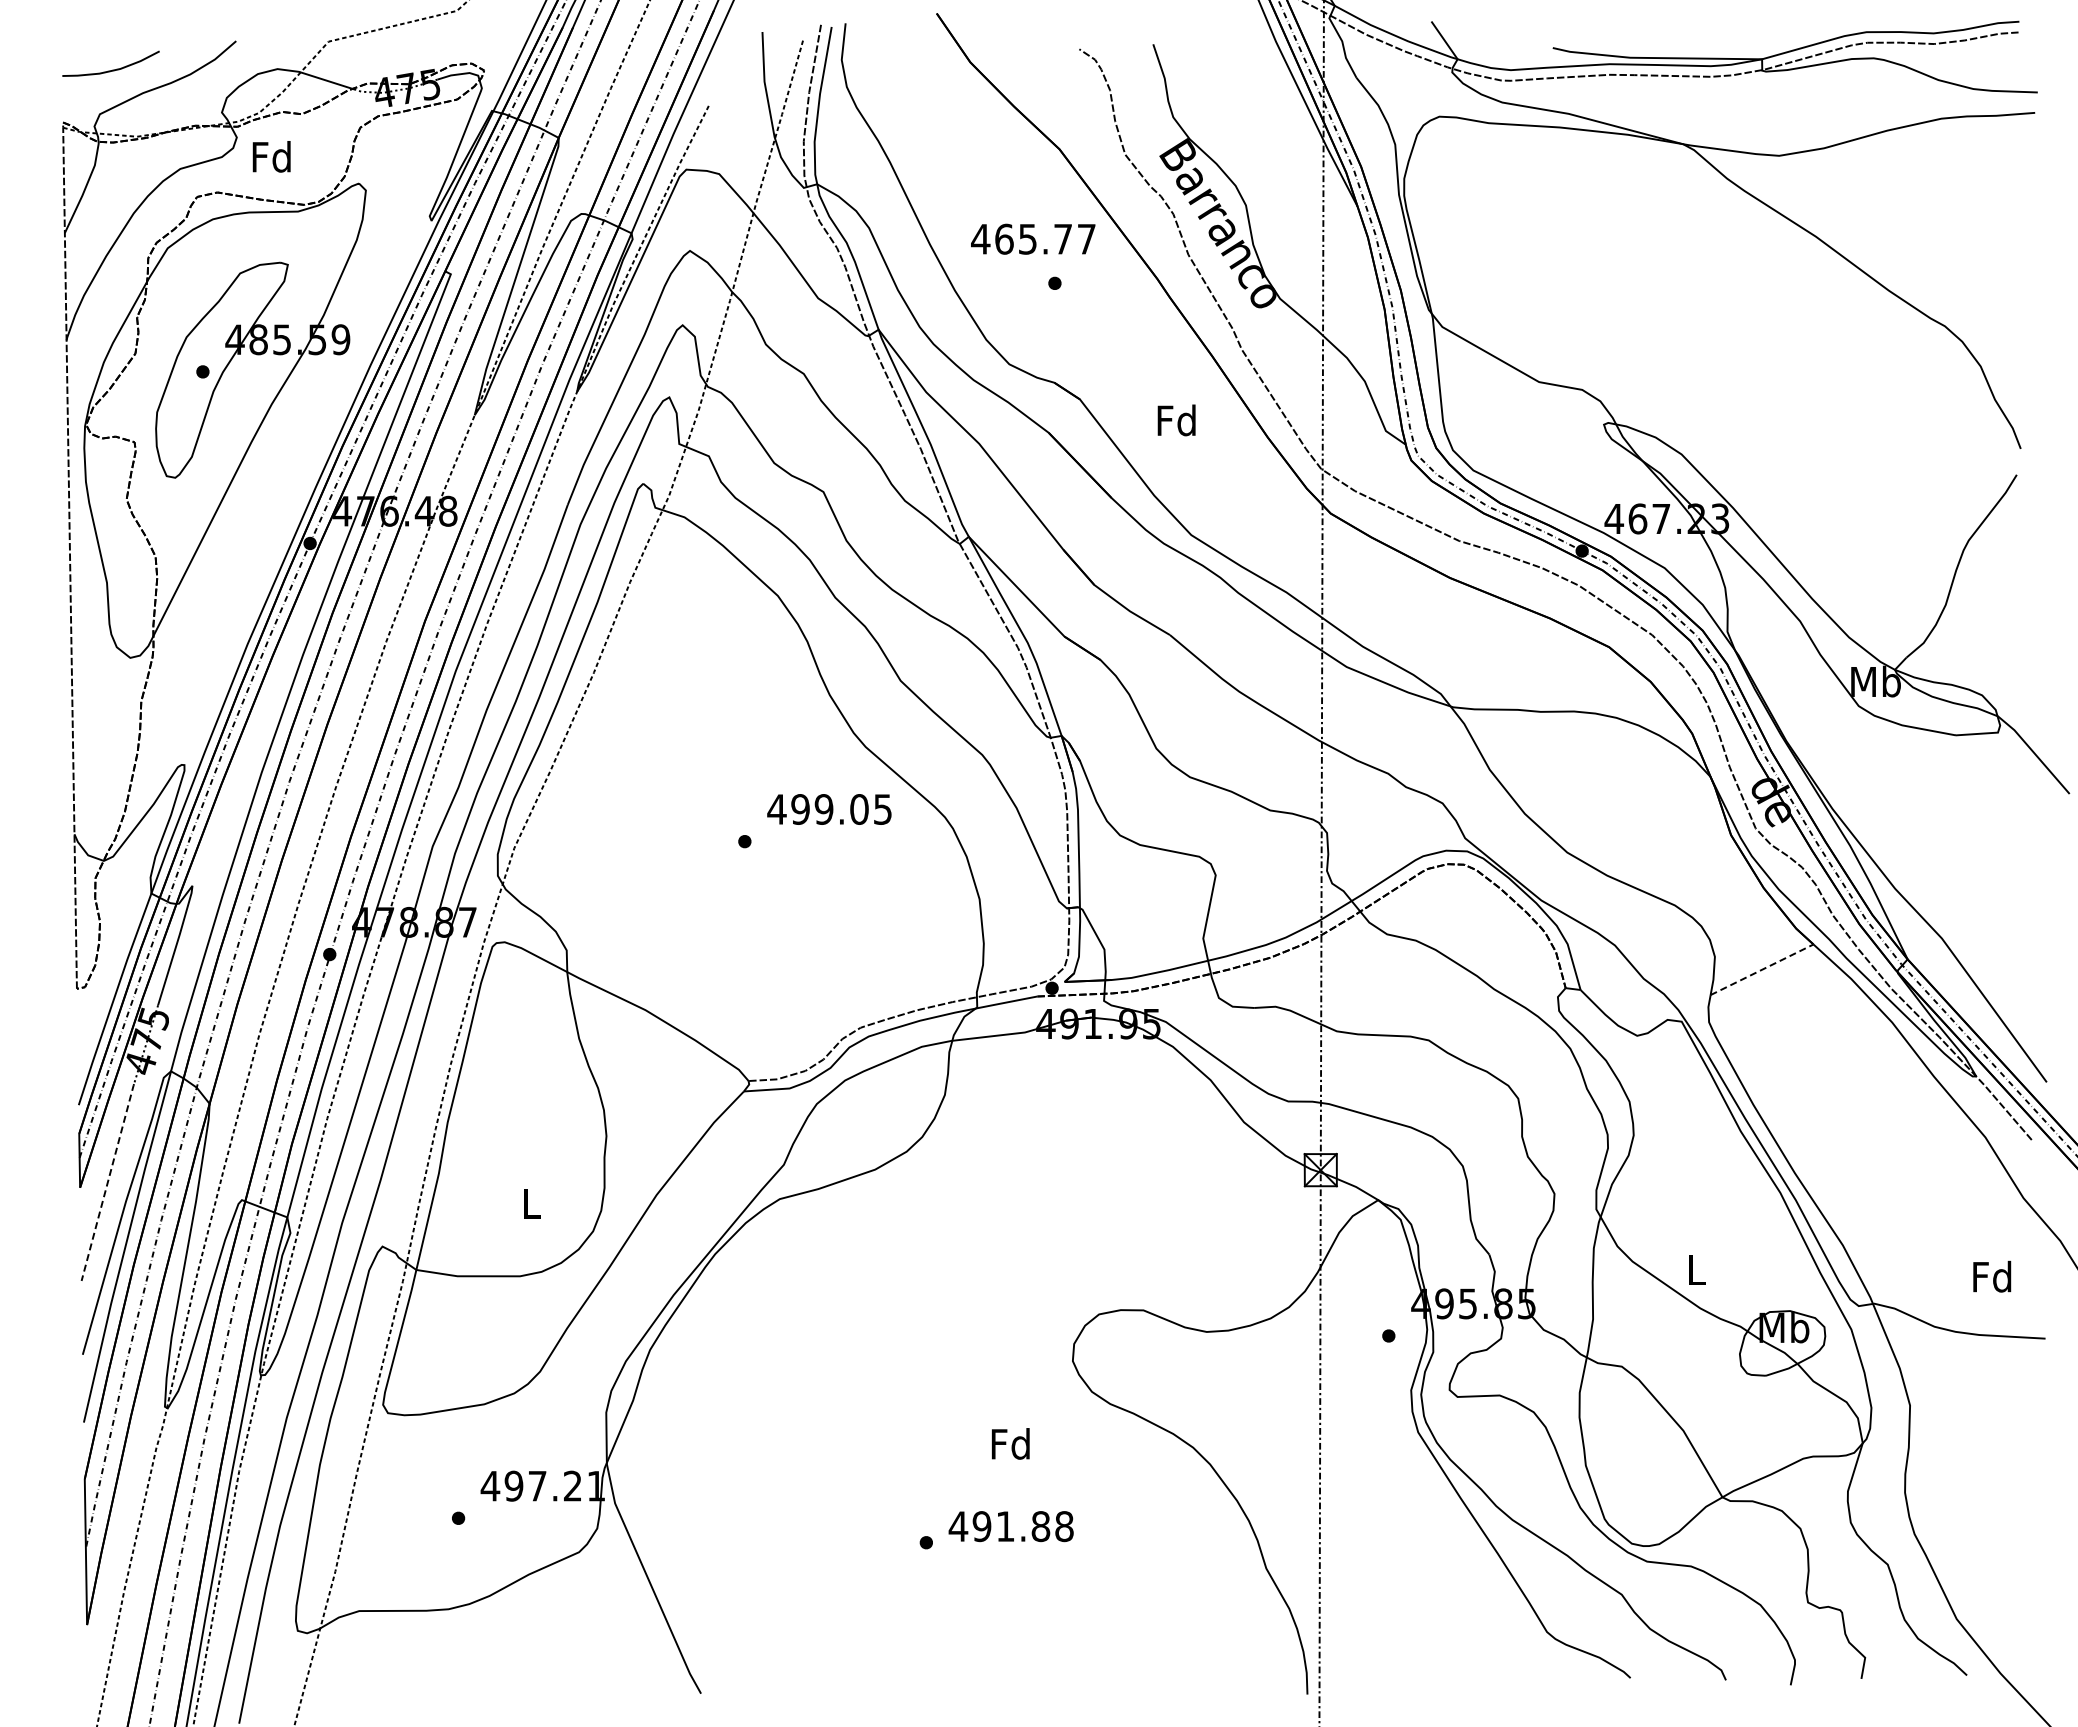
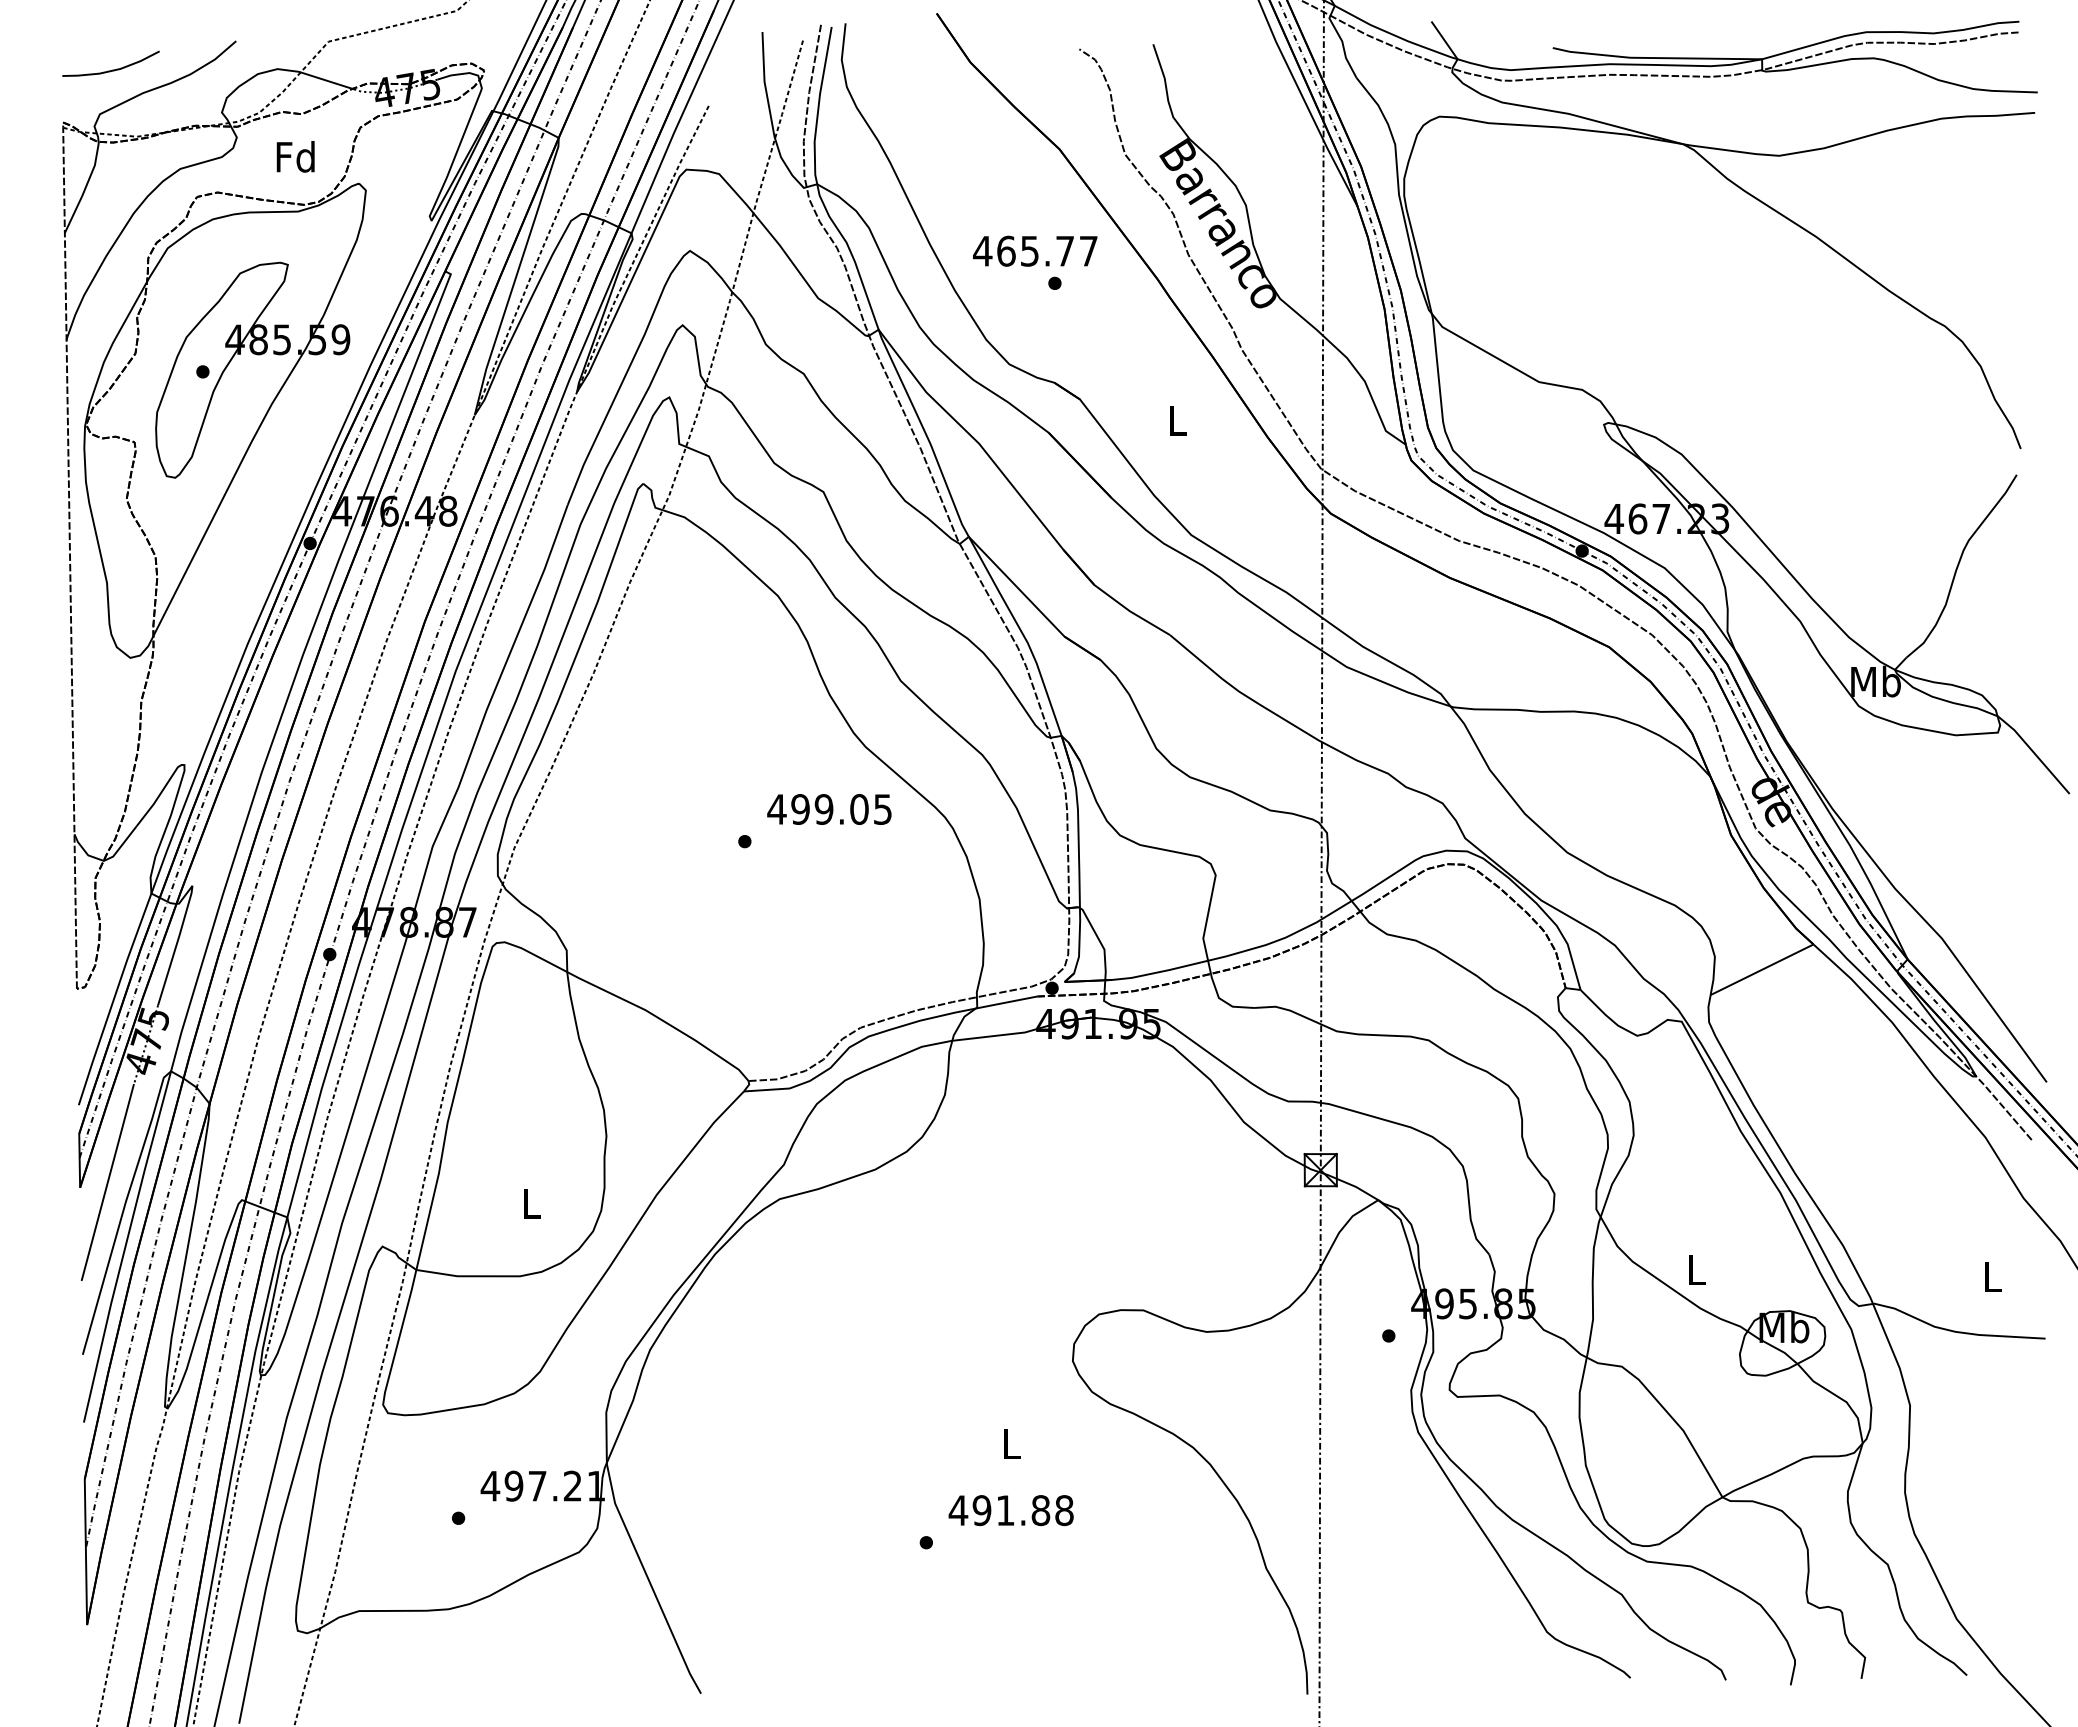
text position: (271, 156) -> (295, 156) (295, 156)
text position: (1033, 238) -> (1035, 250) (1035, 250)
text: Fd -> L (1176, 420)
line: dashed -> solid (1762, 969)
line: dashed -> solid (107, 1182)
text: Fd -> L (1992, 1276)
text: Fd -> L (1010, 1443)
text position: (1010, 1526) -> (1010, 1510) (1010, 1510)
